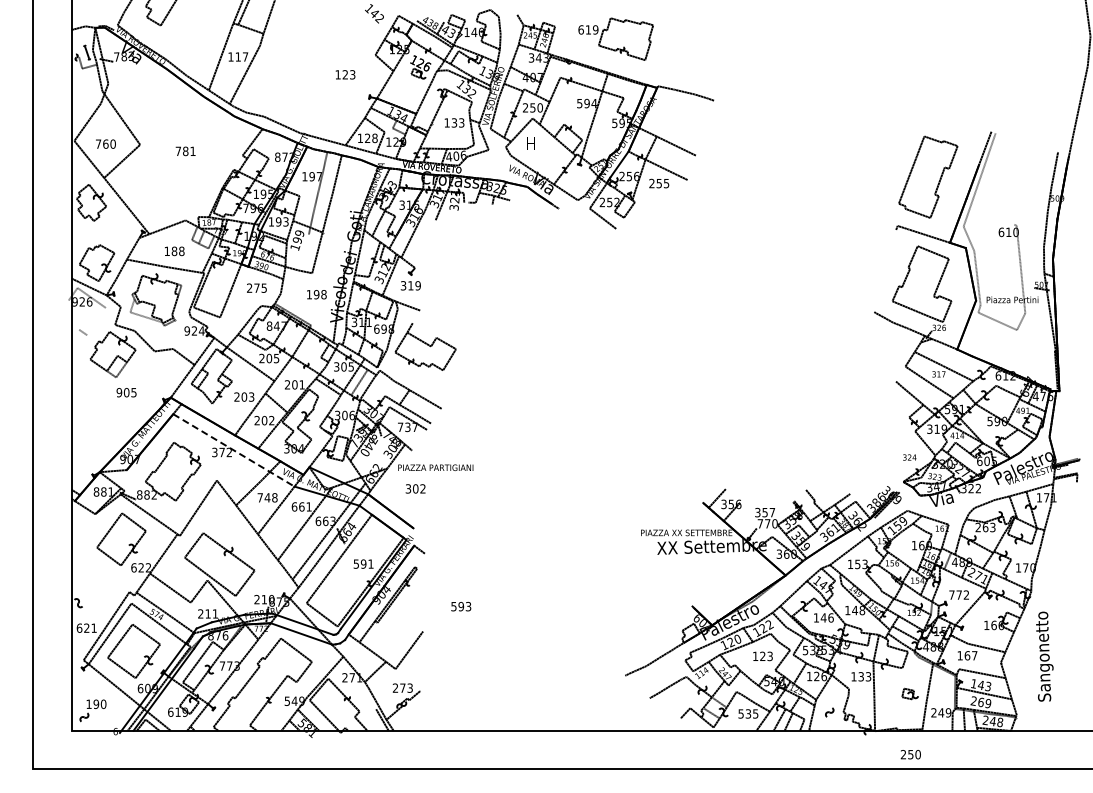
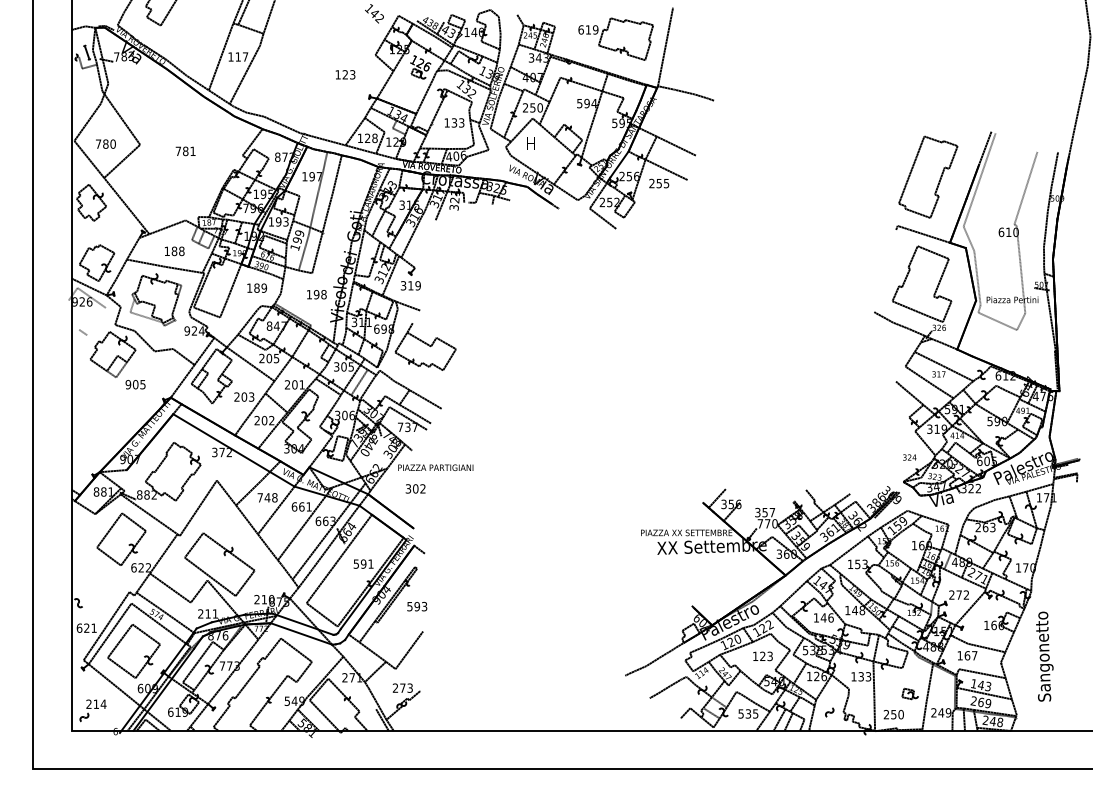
line: none -> present (665, 46)
text: 760 -> 780 (105, 143)
line: none -> present (1025, 188)
line: none -> present (303, 252)
text: 275 -> 189 (257, 287)
text position: (126, 392) -> (135, 384) (135, 384)
line: dashed -> solid (233, 450)
text: 772 -> 272 (951, 594)
text position: (461, 606) -> (417, 606) (417, 606)
text: 190 -> 214 (96, 704)
text position: (910, 754) -> (893, 714) (893, 714)
